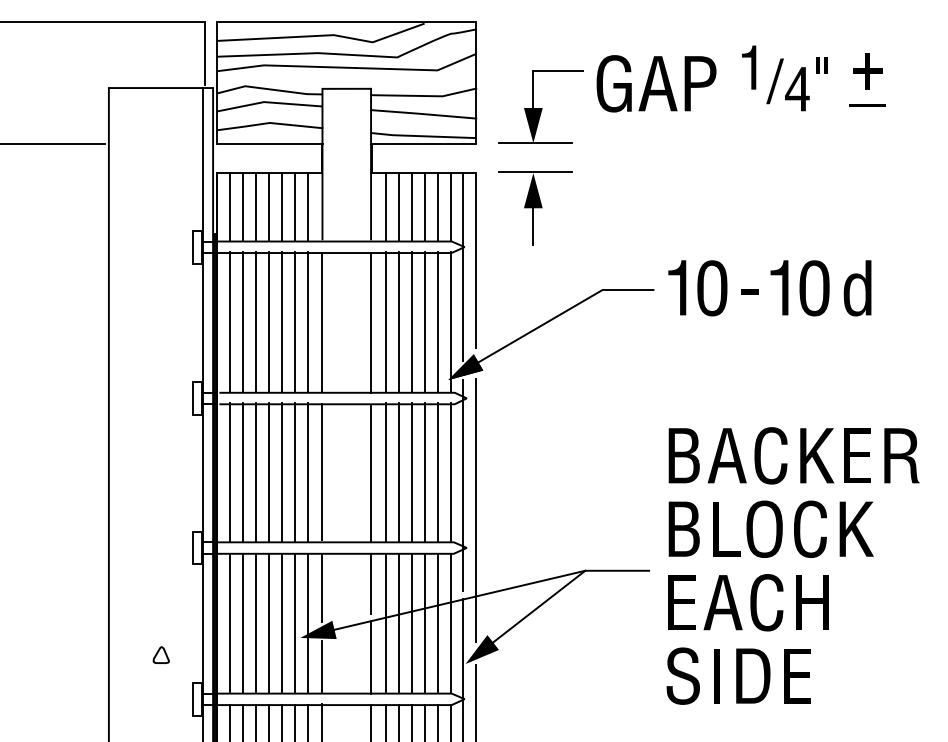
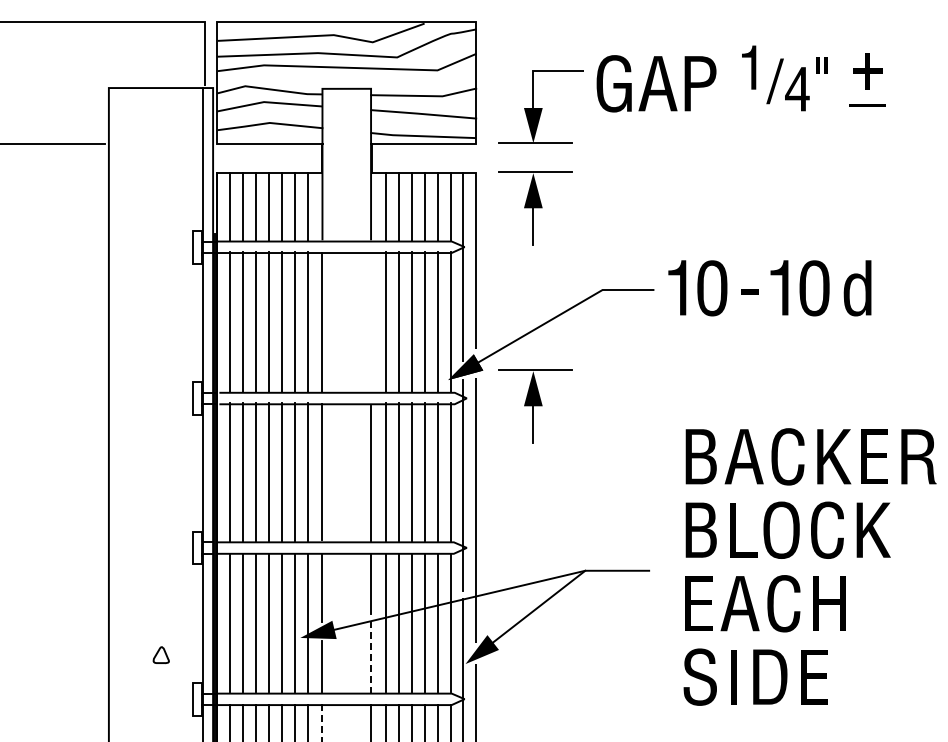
line: present -> none (371, 322)
part: none -> present (535, 406)
part position: (796, 575) -> (813, 576) (813, 576)
line: solid -> dashed (371, 657)
line: solid -> dashed (322, 722)
